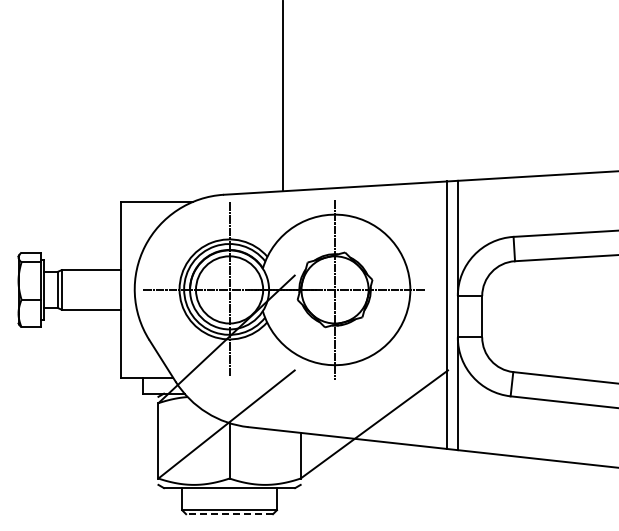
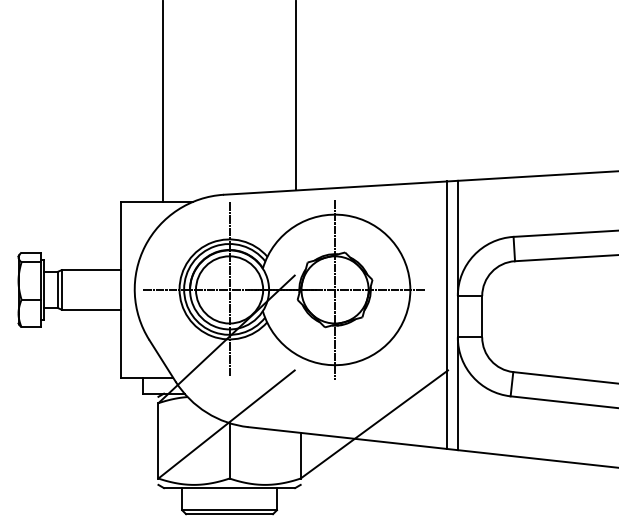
line position: (282, 96) -> (295, 96) (295, 96)
line: none -> present (163, 102)
line: dashed -> solid (229, 514)
